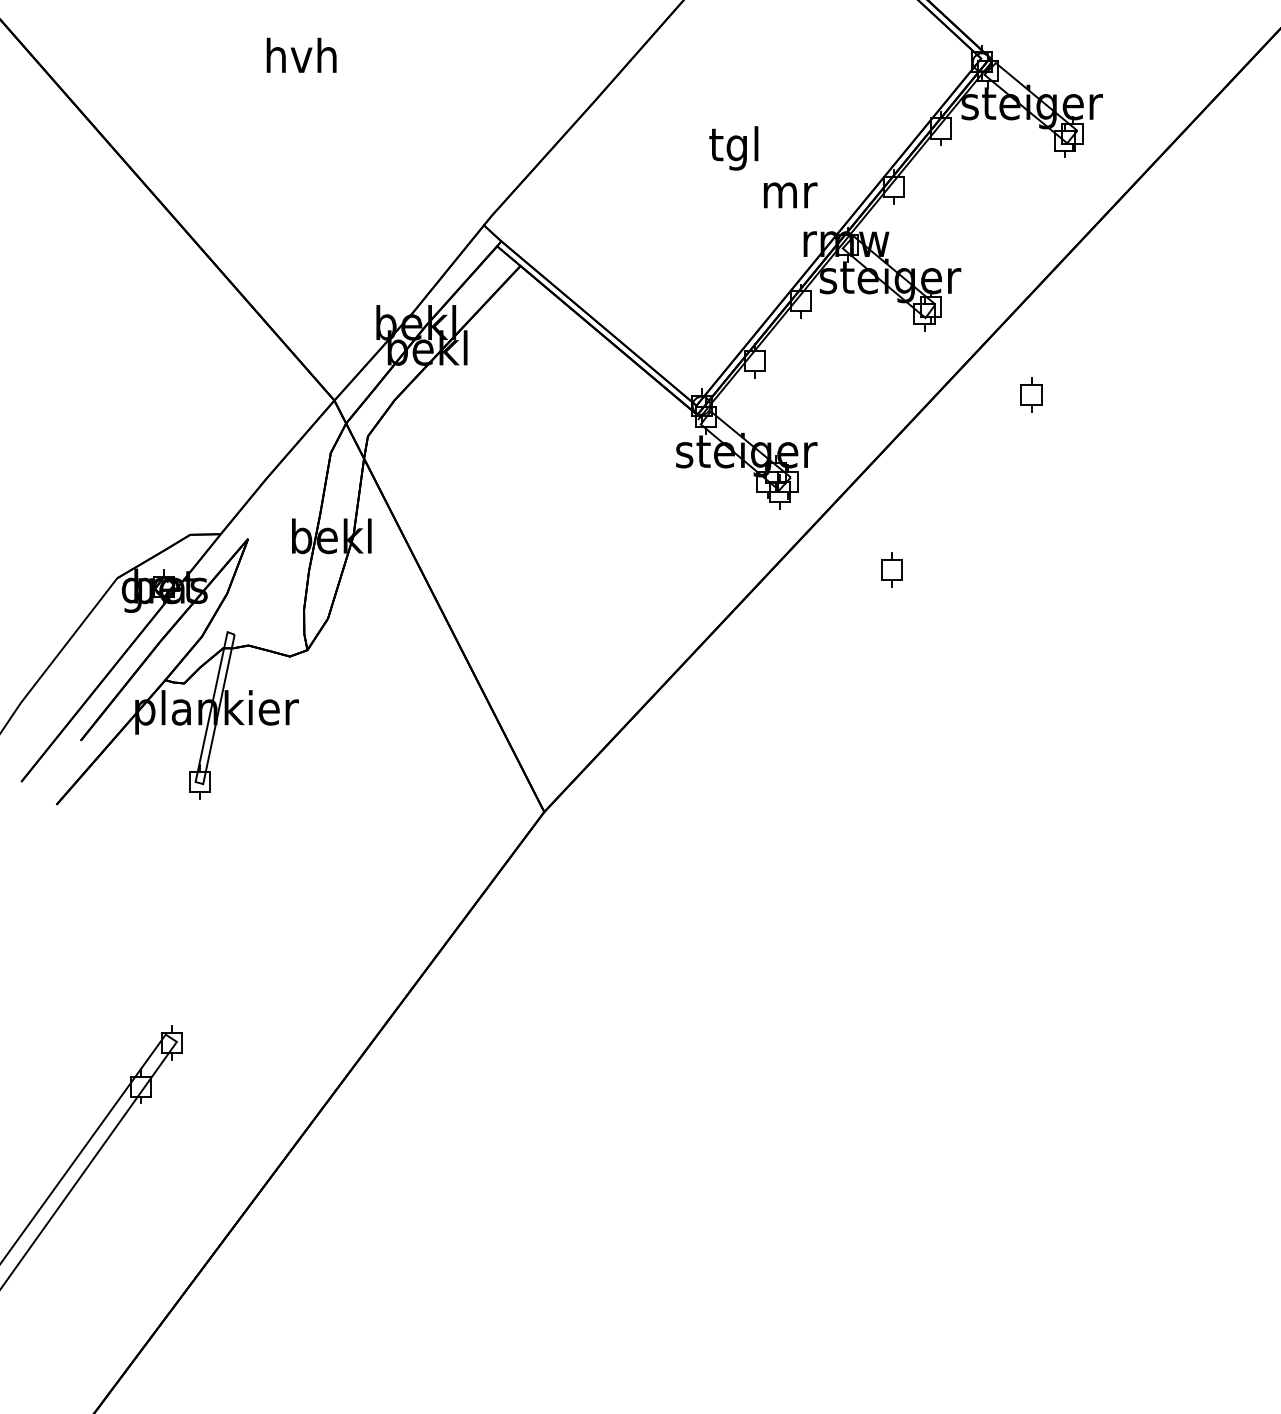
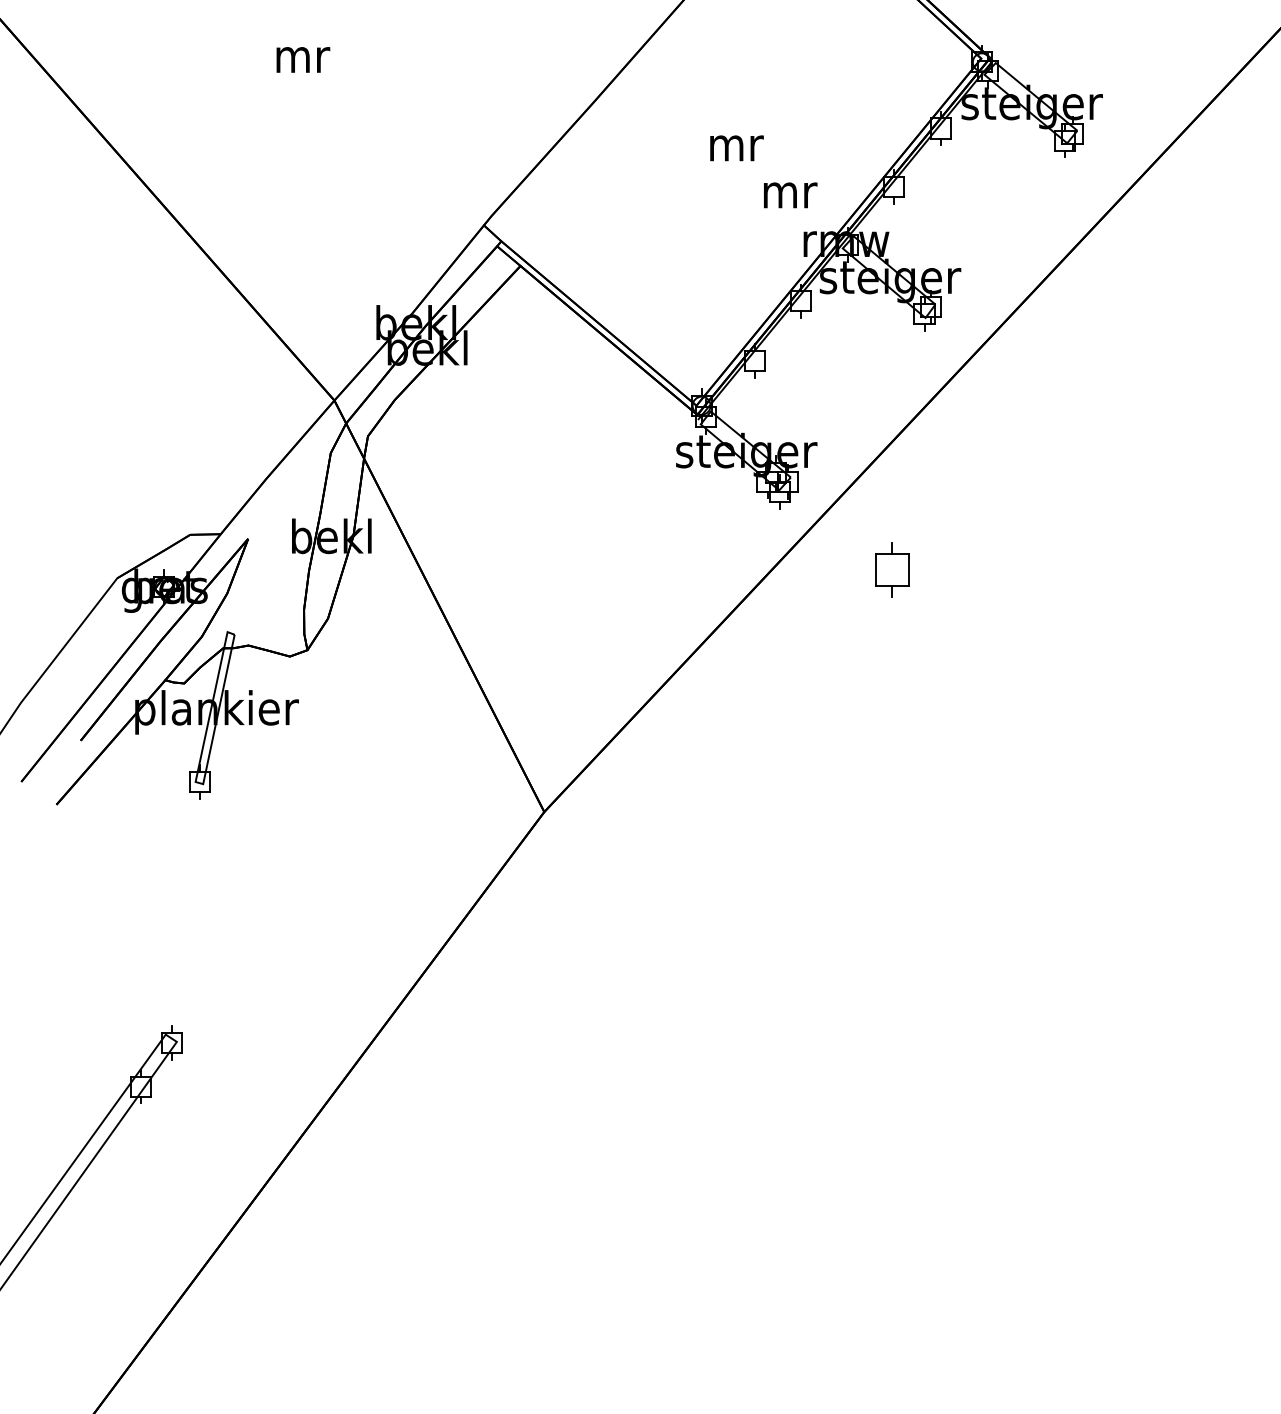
text: hvh -> mr (301, 54)
text: tgl -> mr (736, 148)
part: present -> none (1031, 394)
part size: 22x36 px -> 35x56 px (892, 569)
